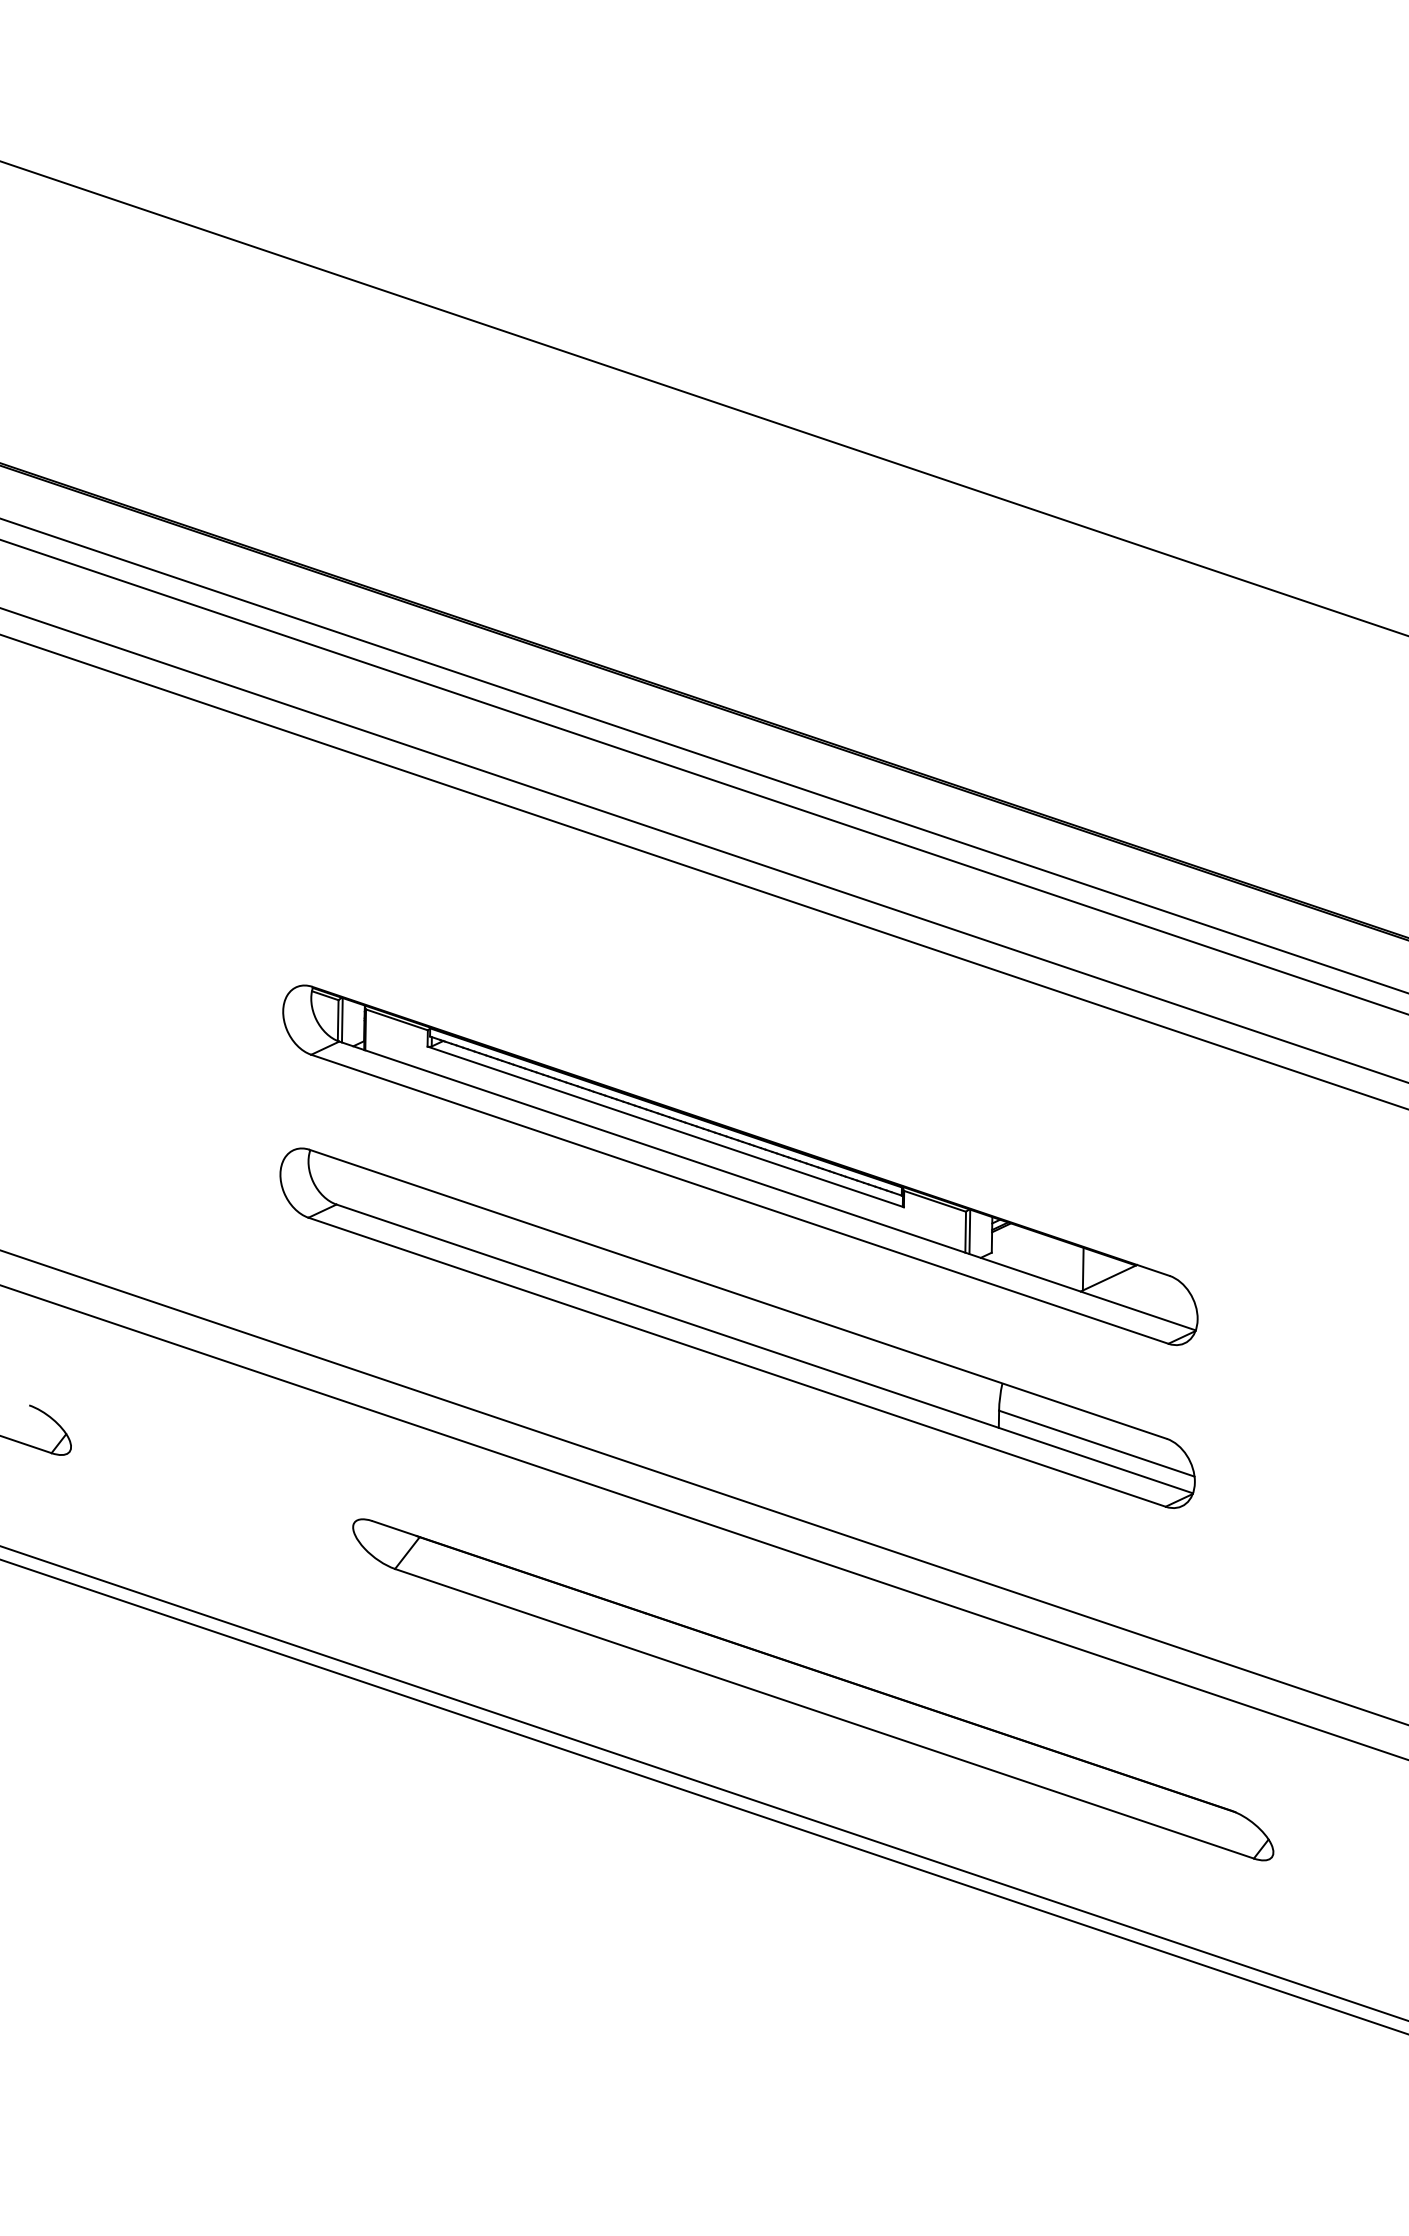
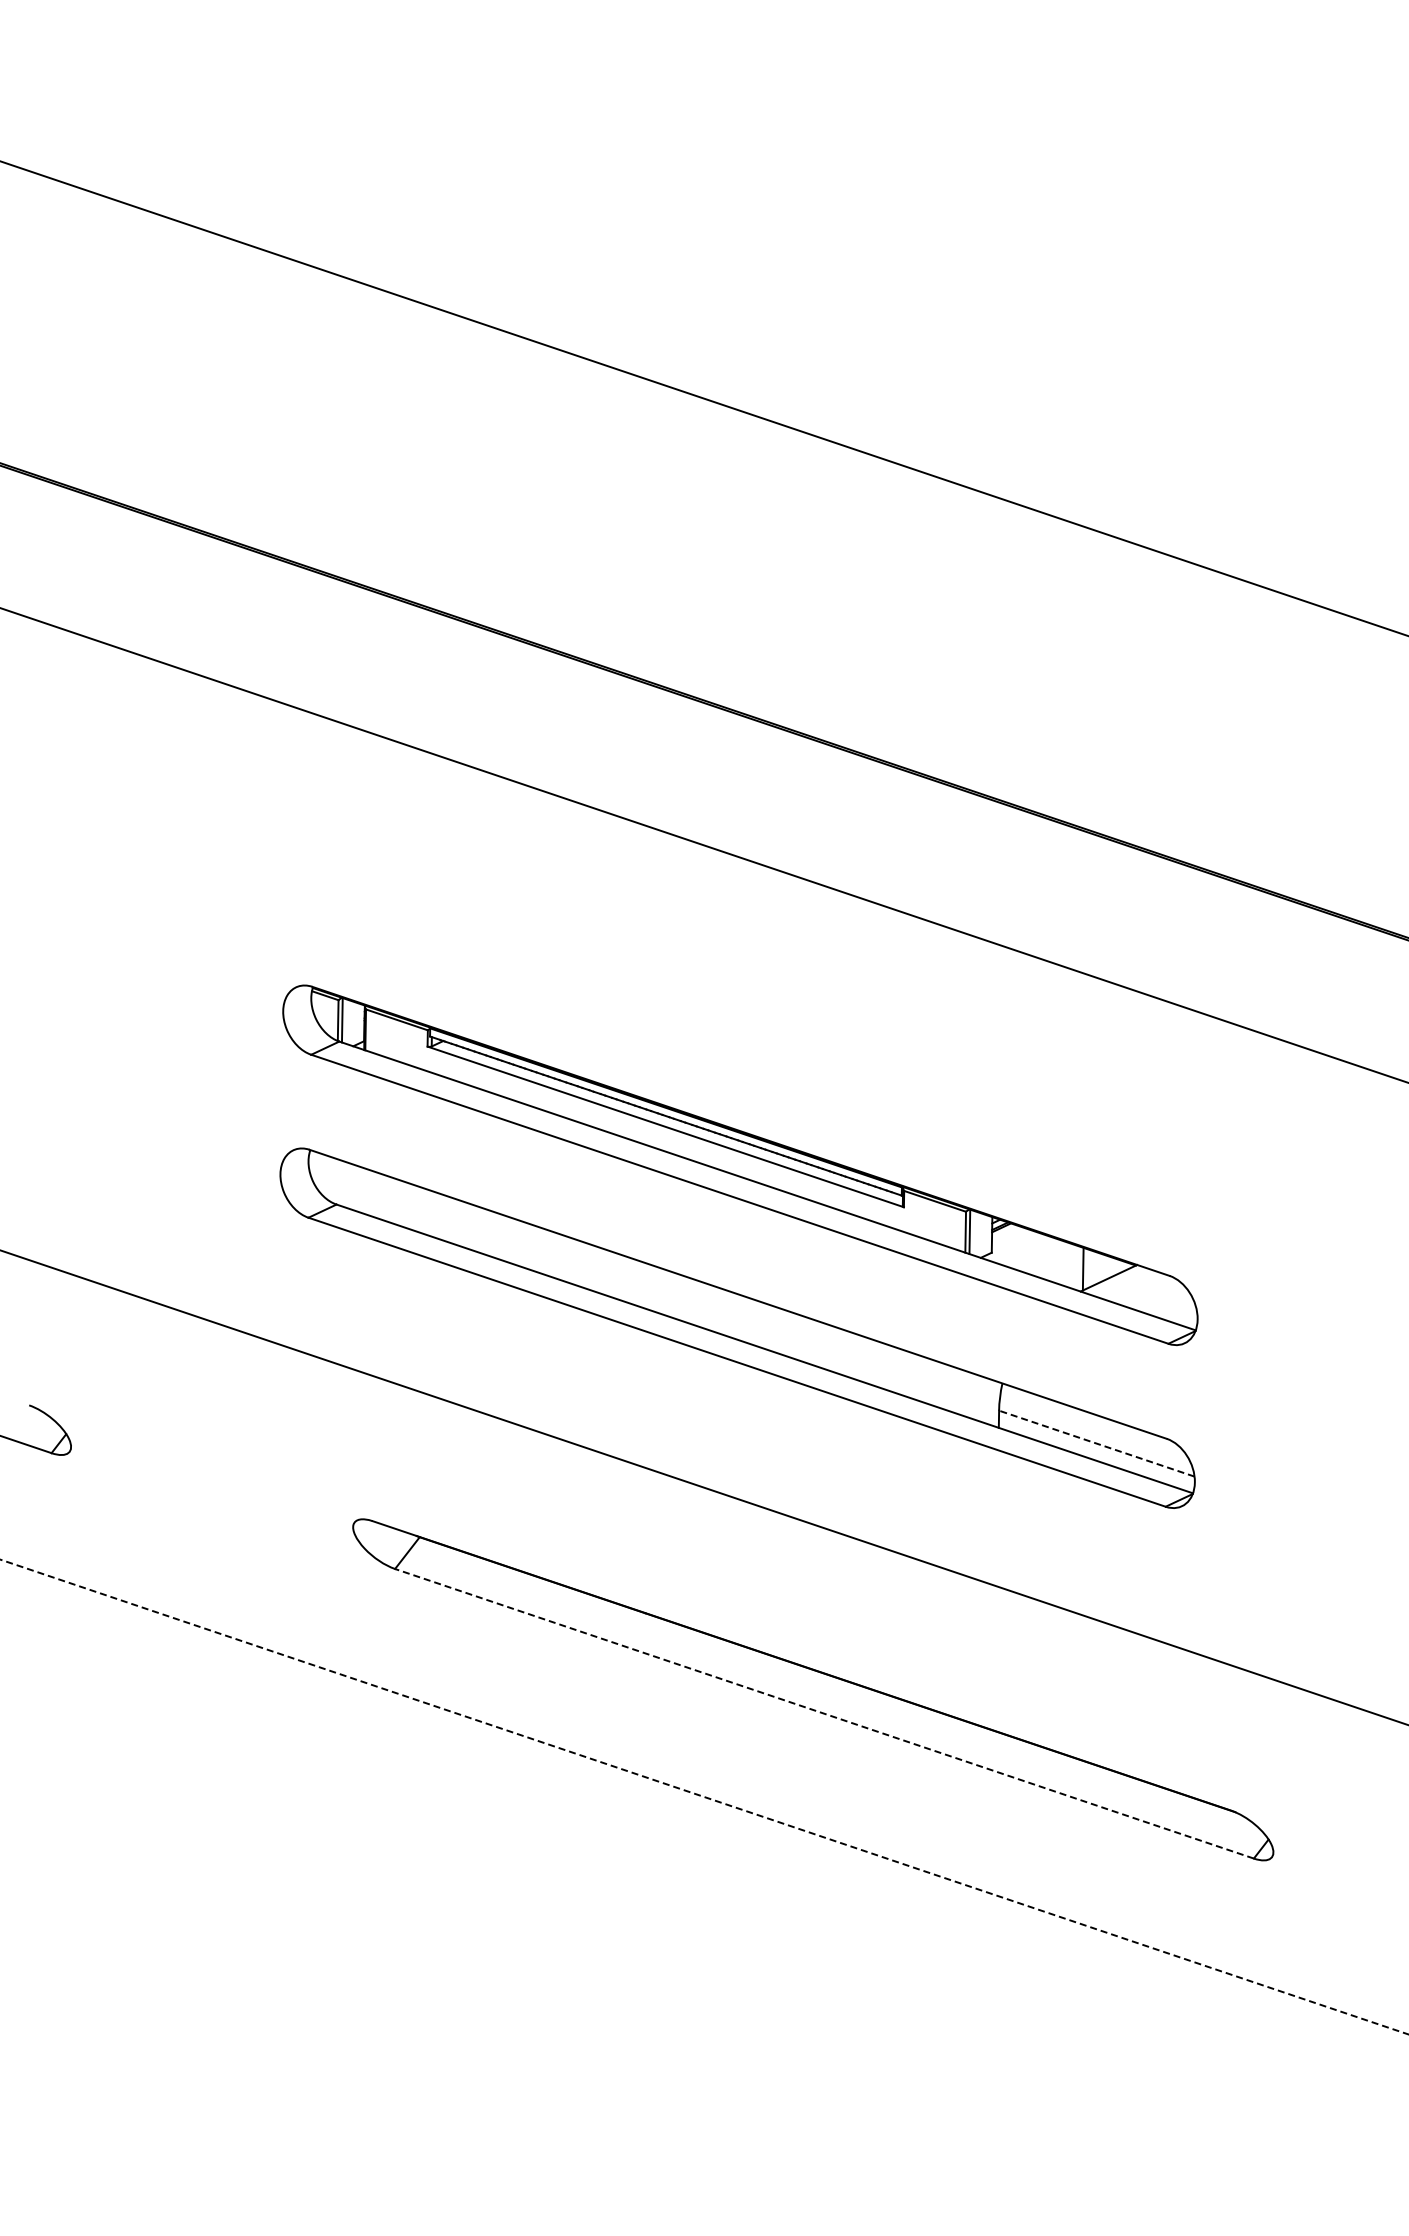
line: present -> none (703, 755)
line: present -> none (703, 776)
line: present -> none (703, 871)
line: solid -> dashed (1096, 1443)
line: present -> none (703, 1522)
line: solid -> dashed (824, 1713)
line: present -> none (703, 1782)
line: solid -> dashed (704, 1797)
